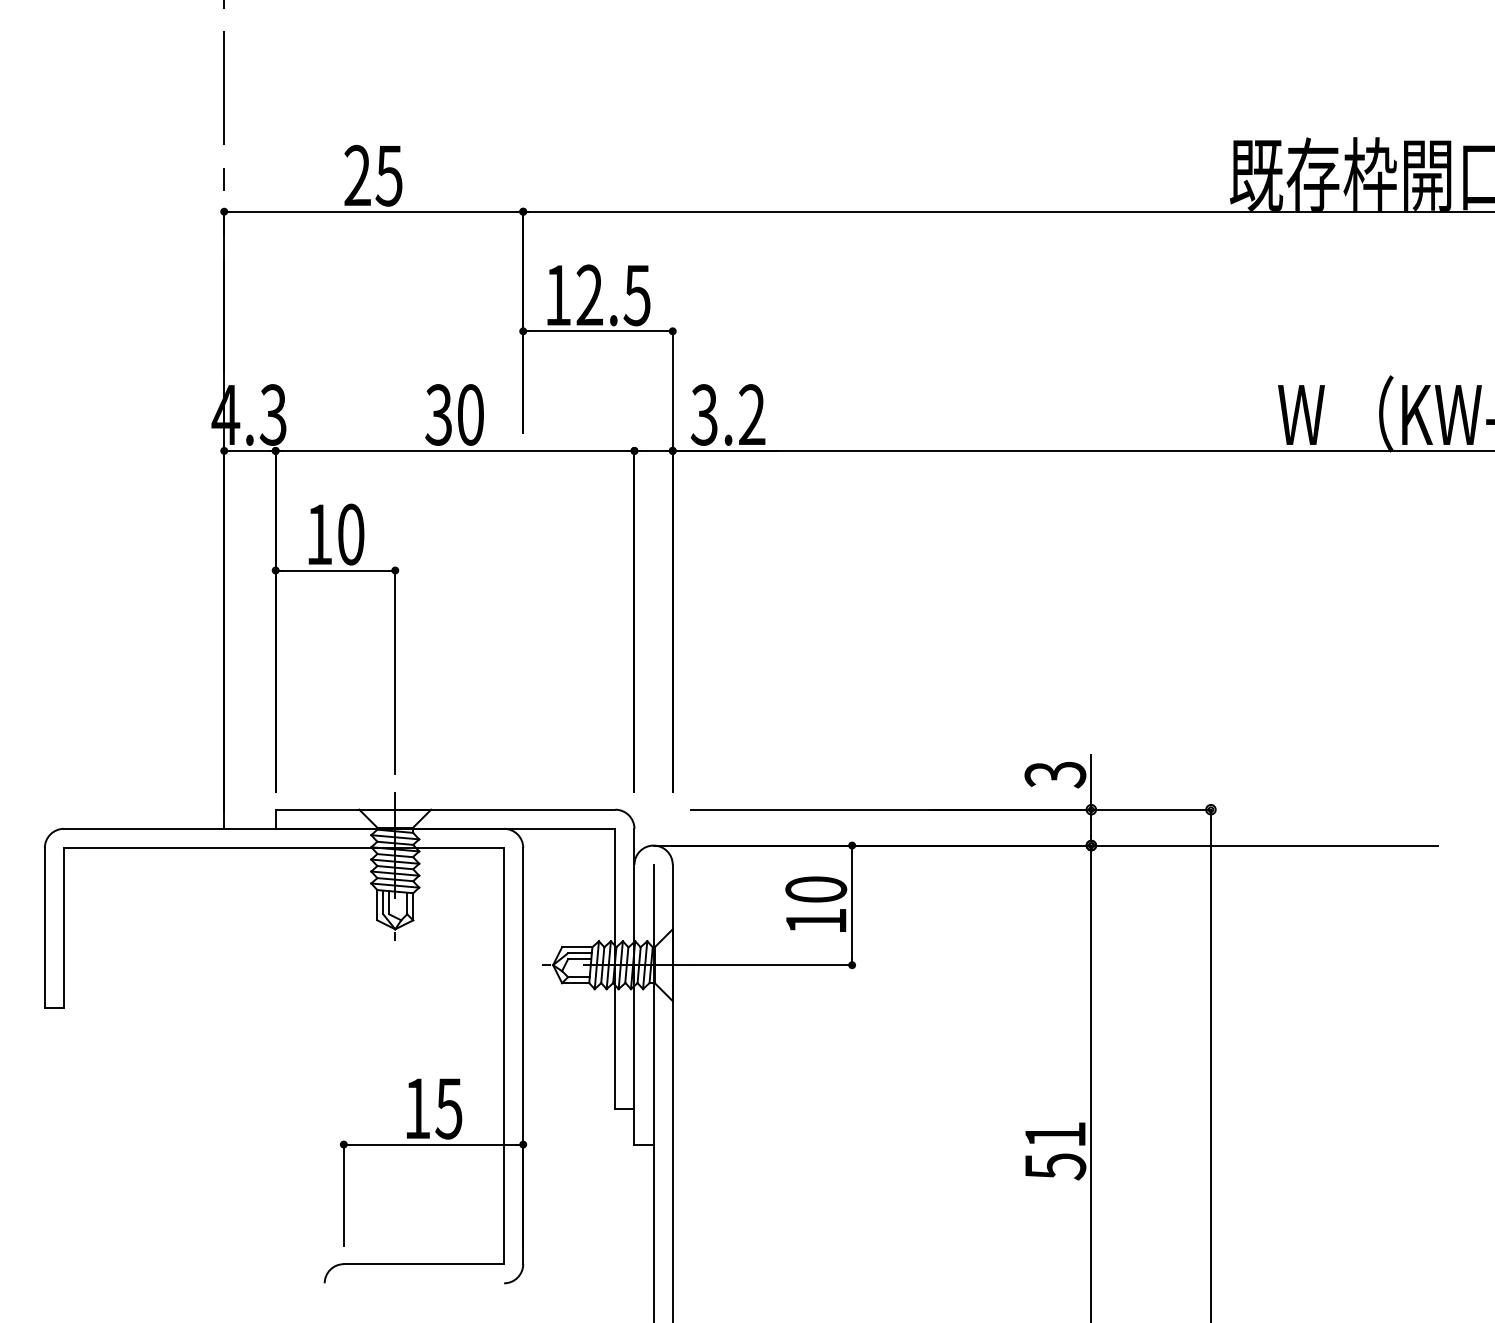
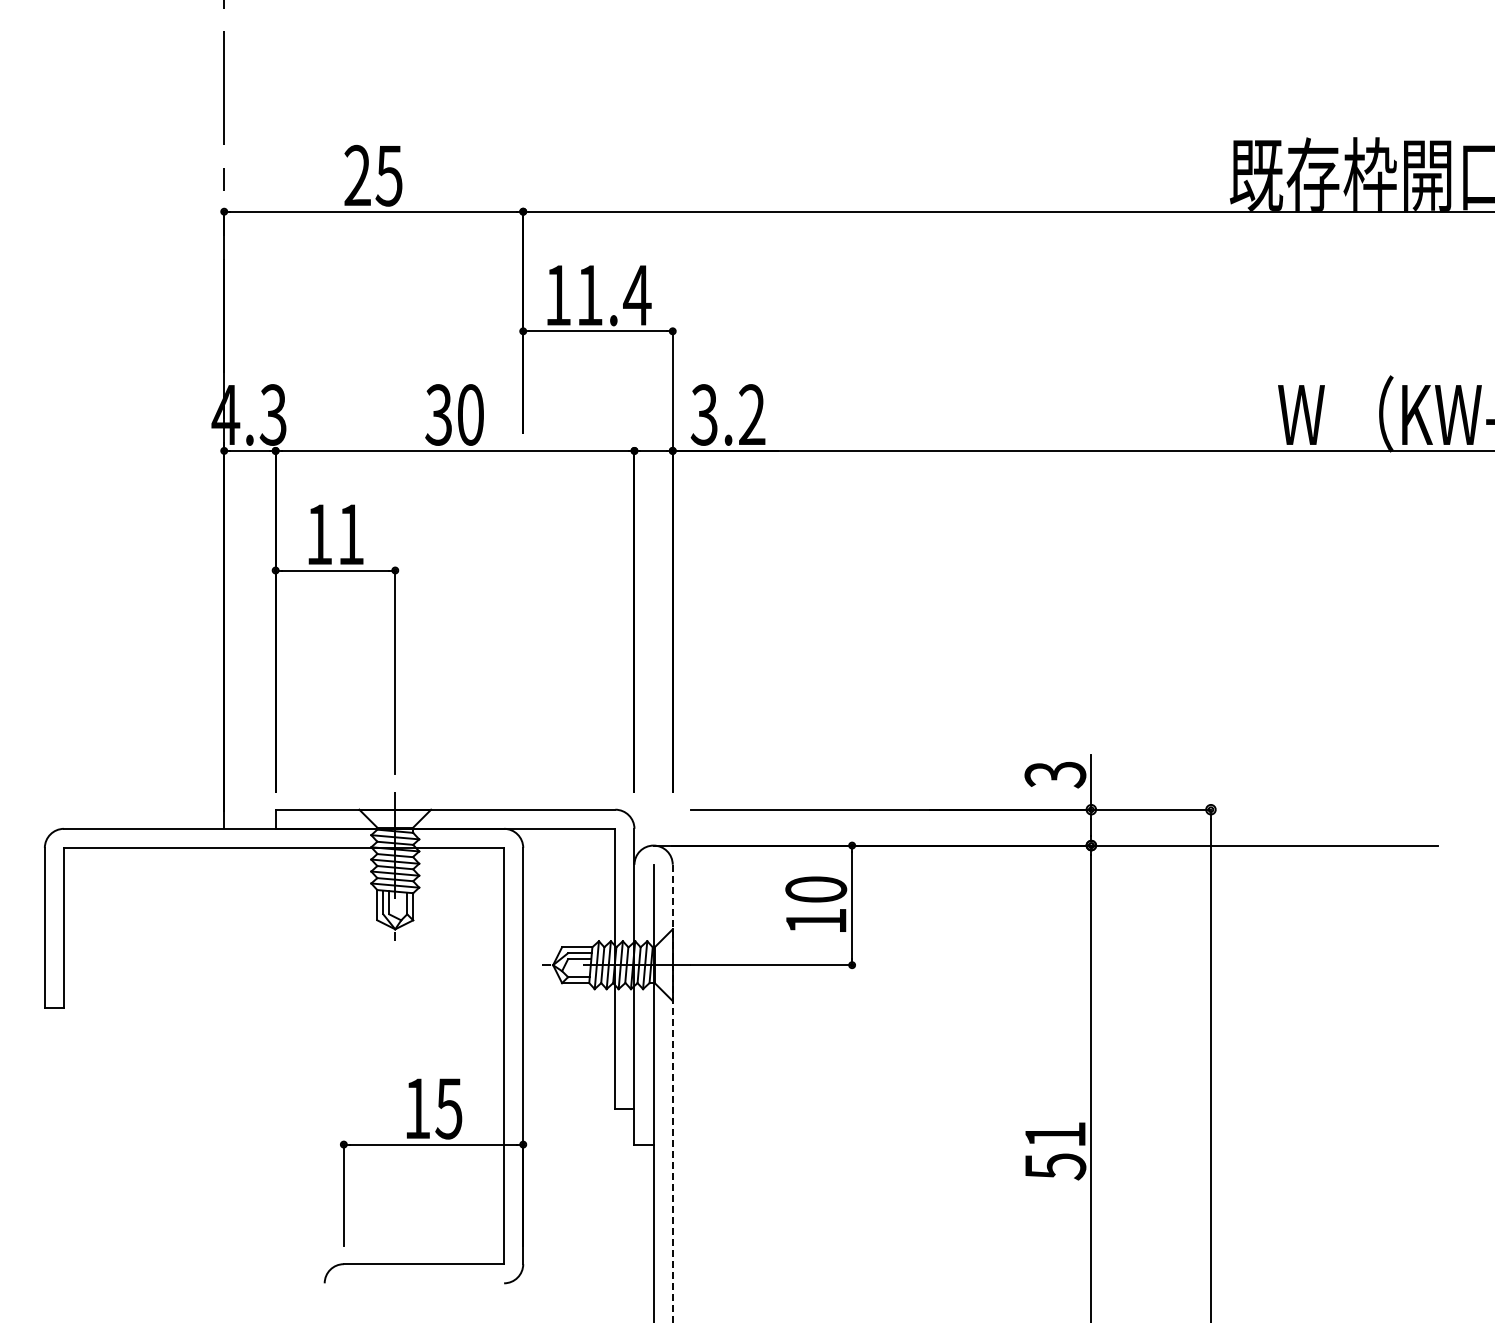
text: 12.5 -> 11.4 (613, 295)
text: 10 -> 11 (351, 534)
line: solid -> dashed (672, 1093)
